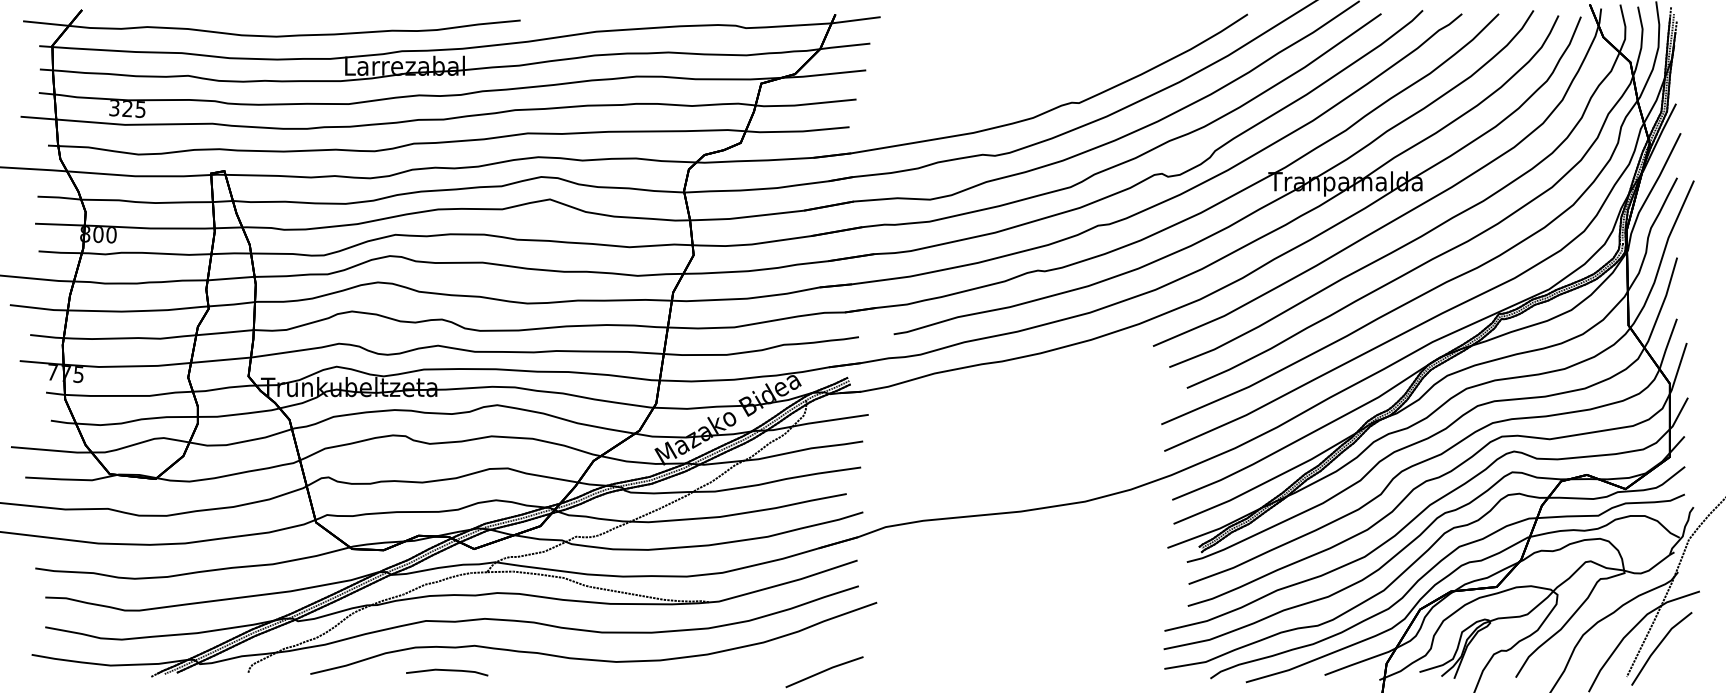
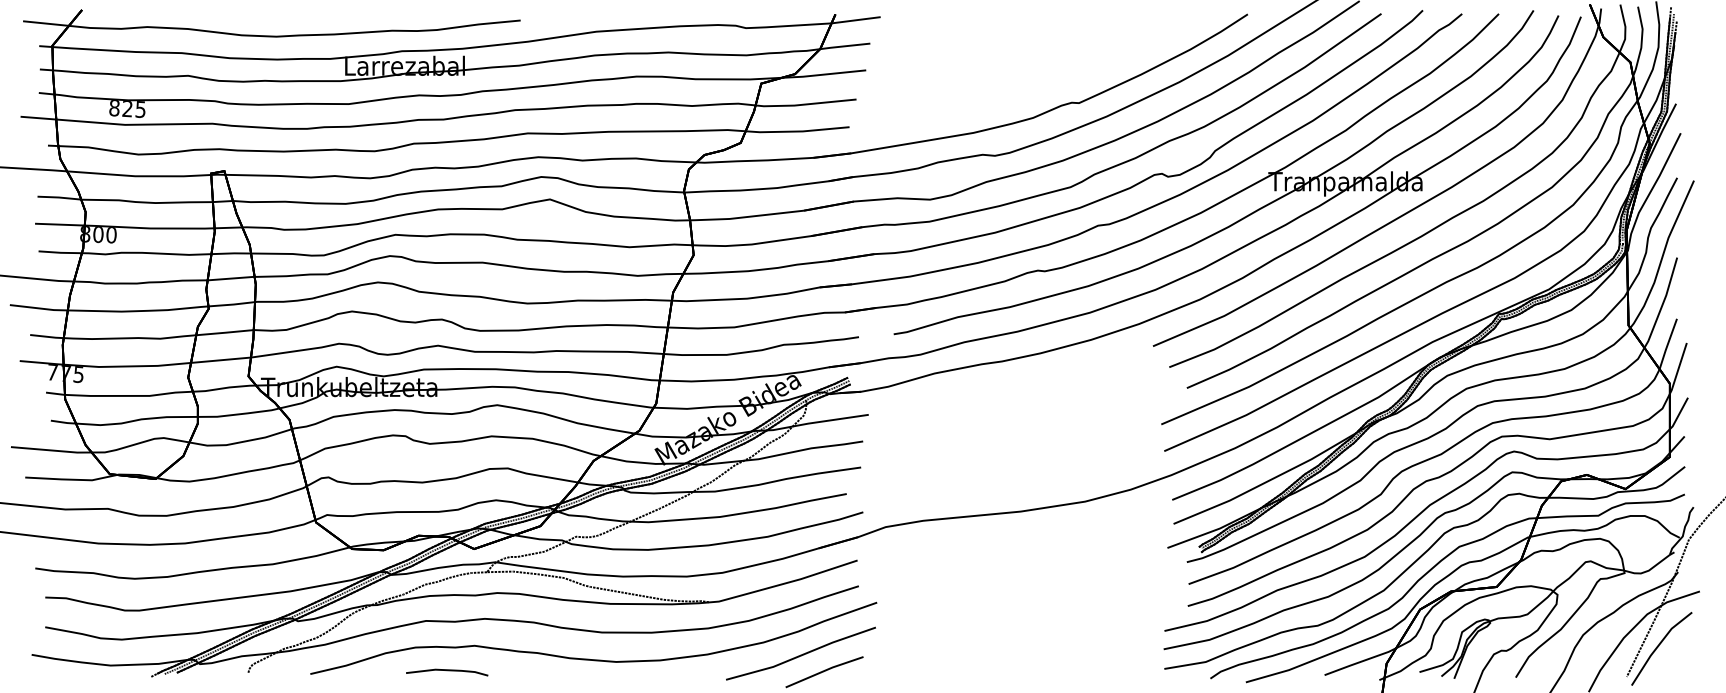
text: 325 -> 825 (114, 108)
line: none -> present (800, 654)
